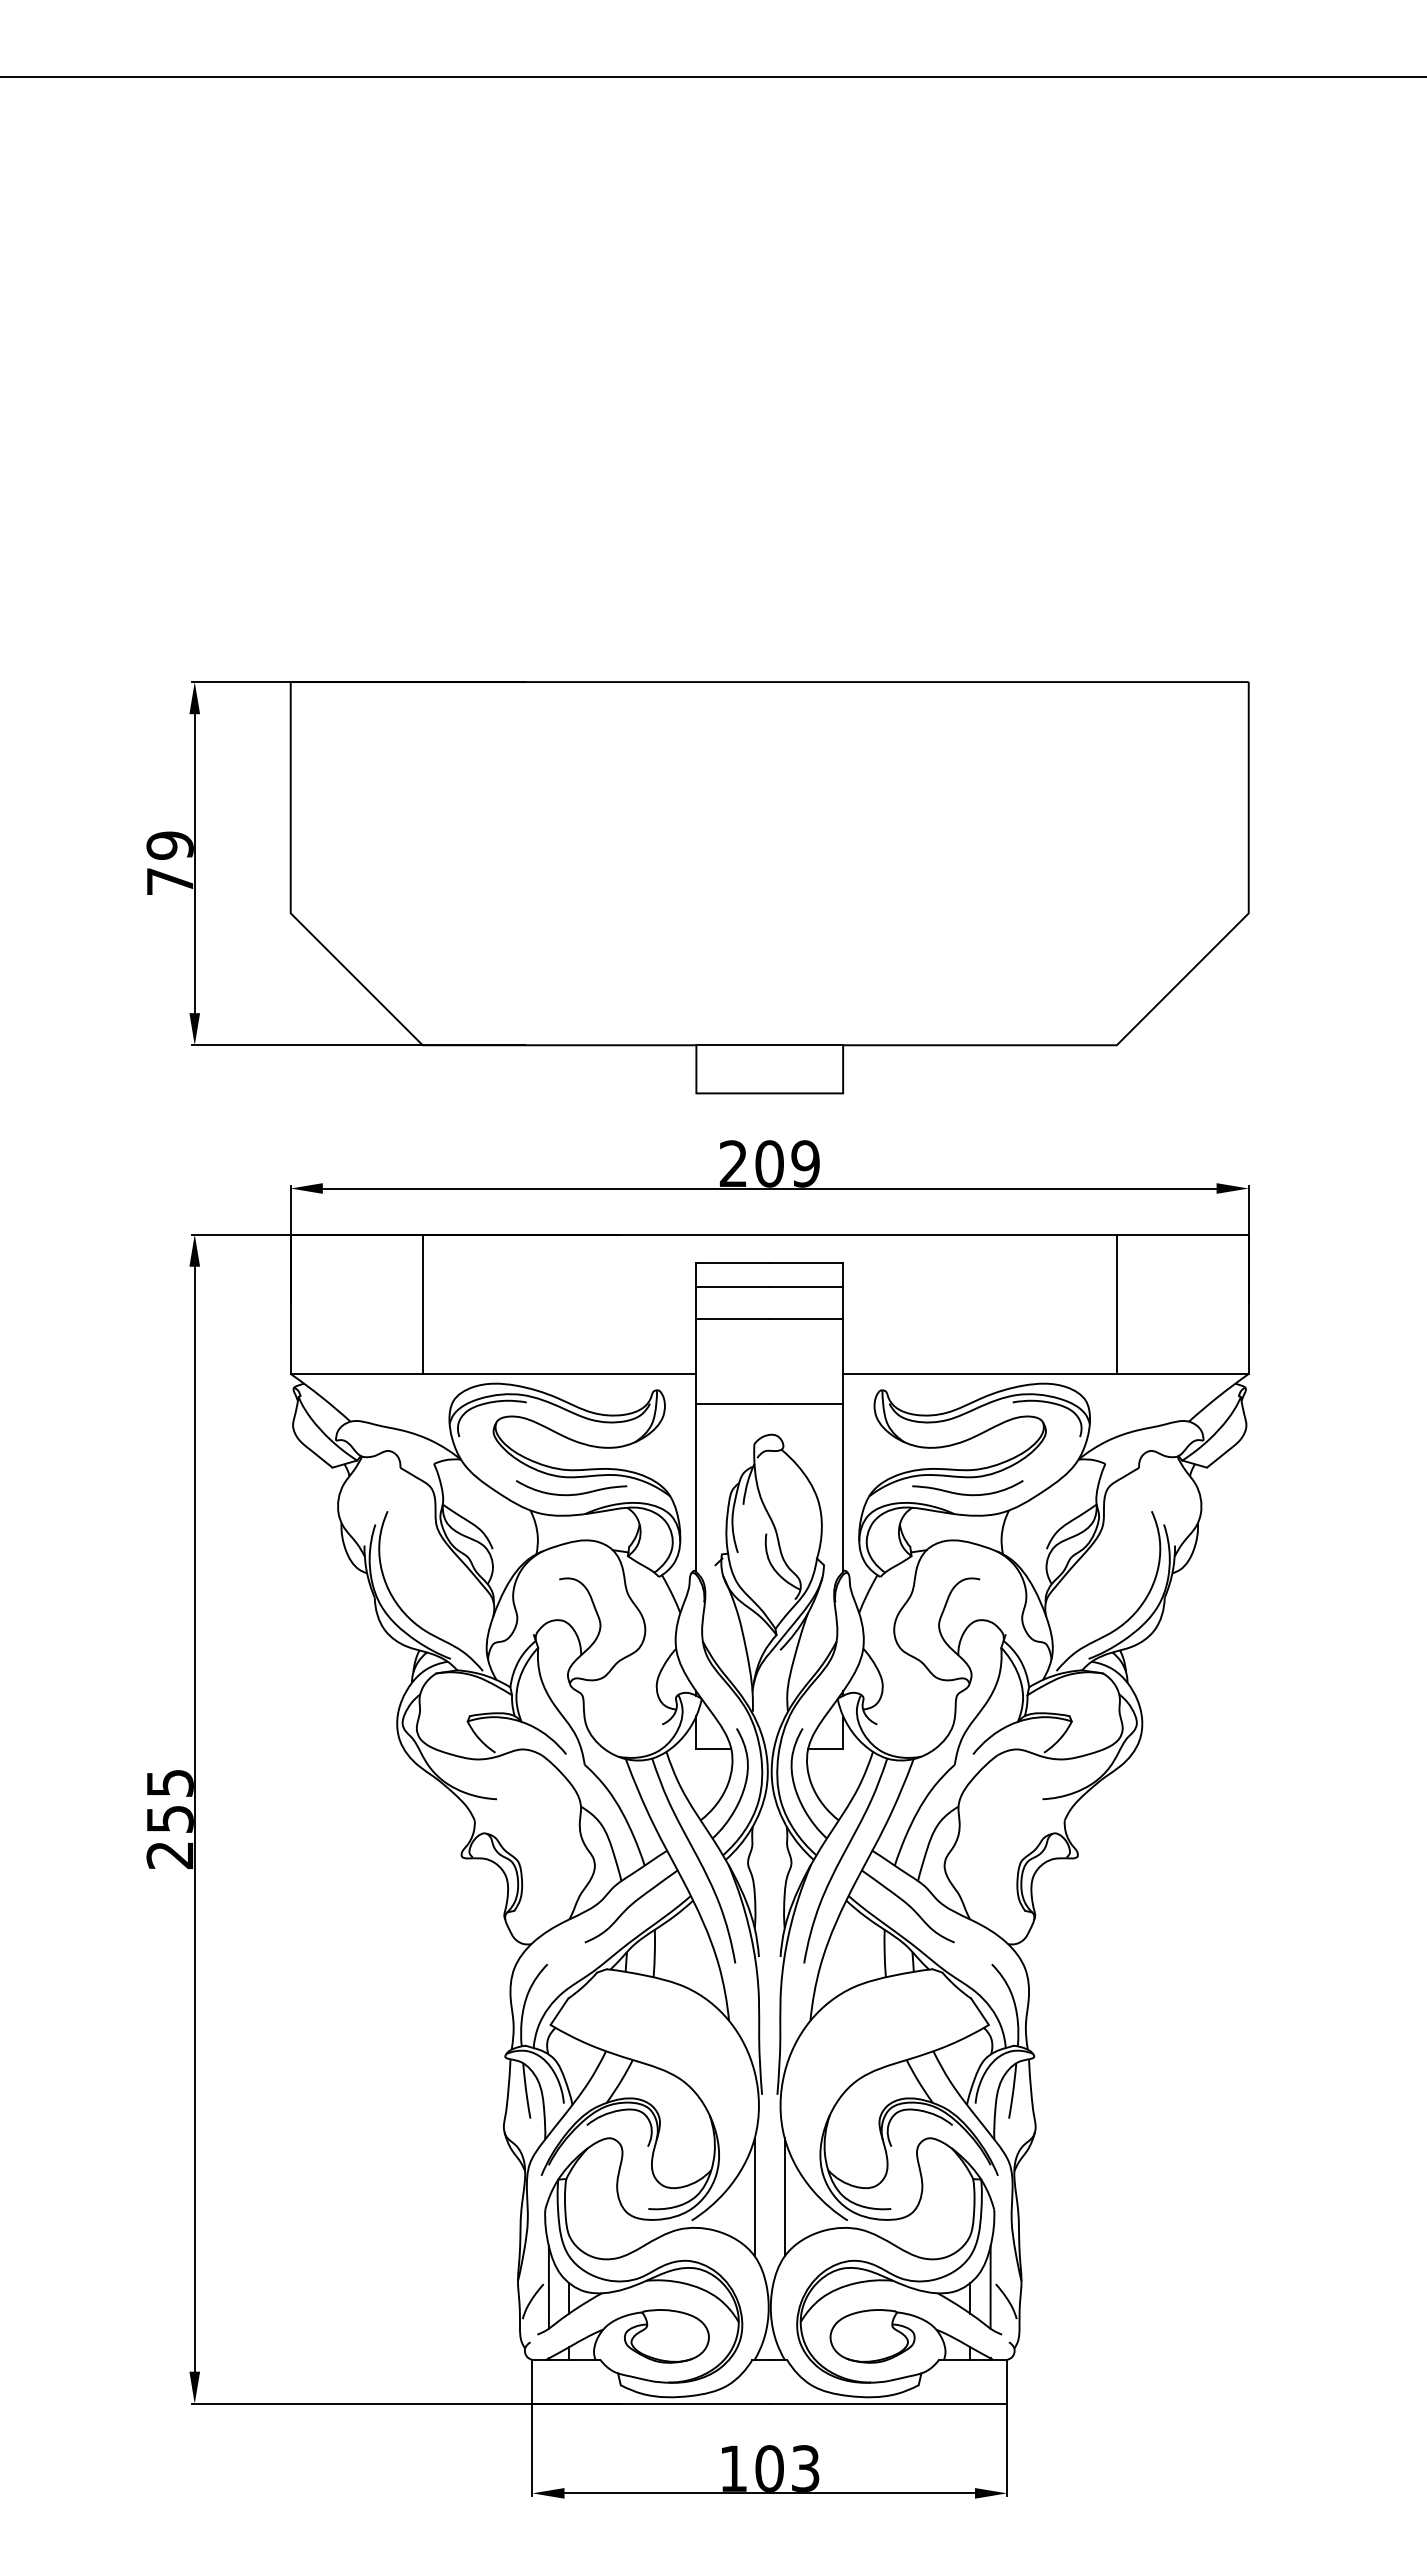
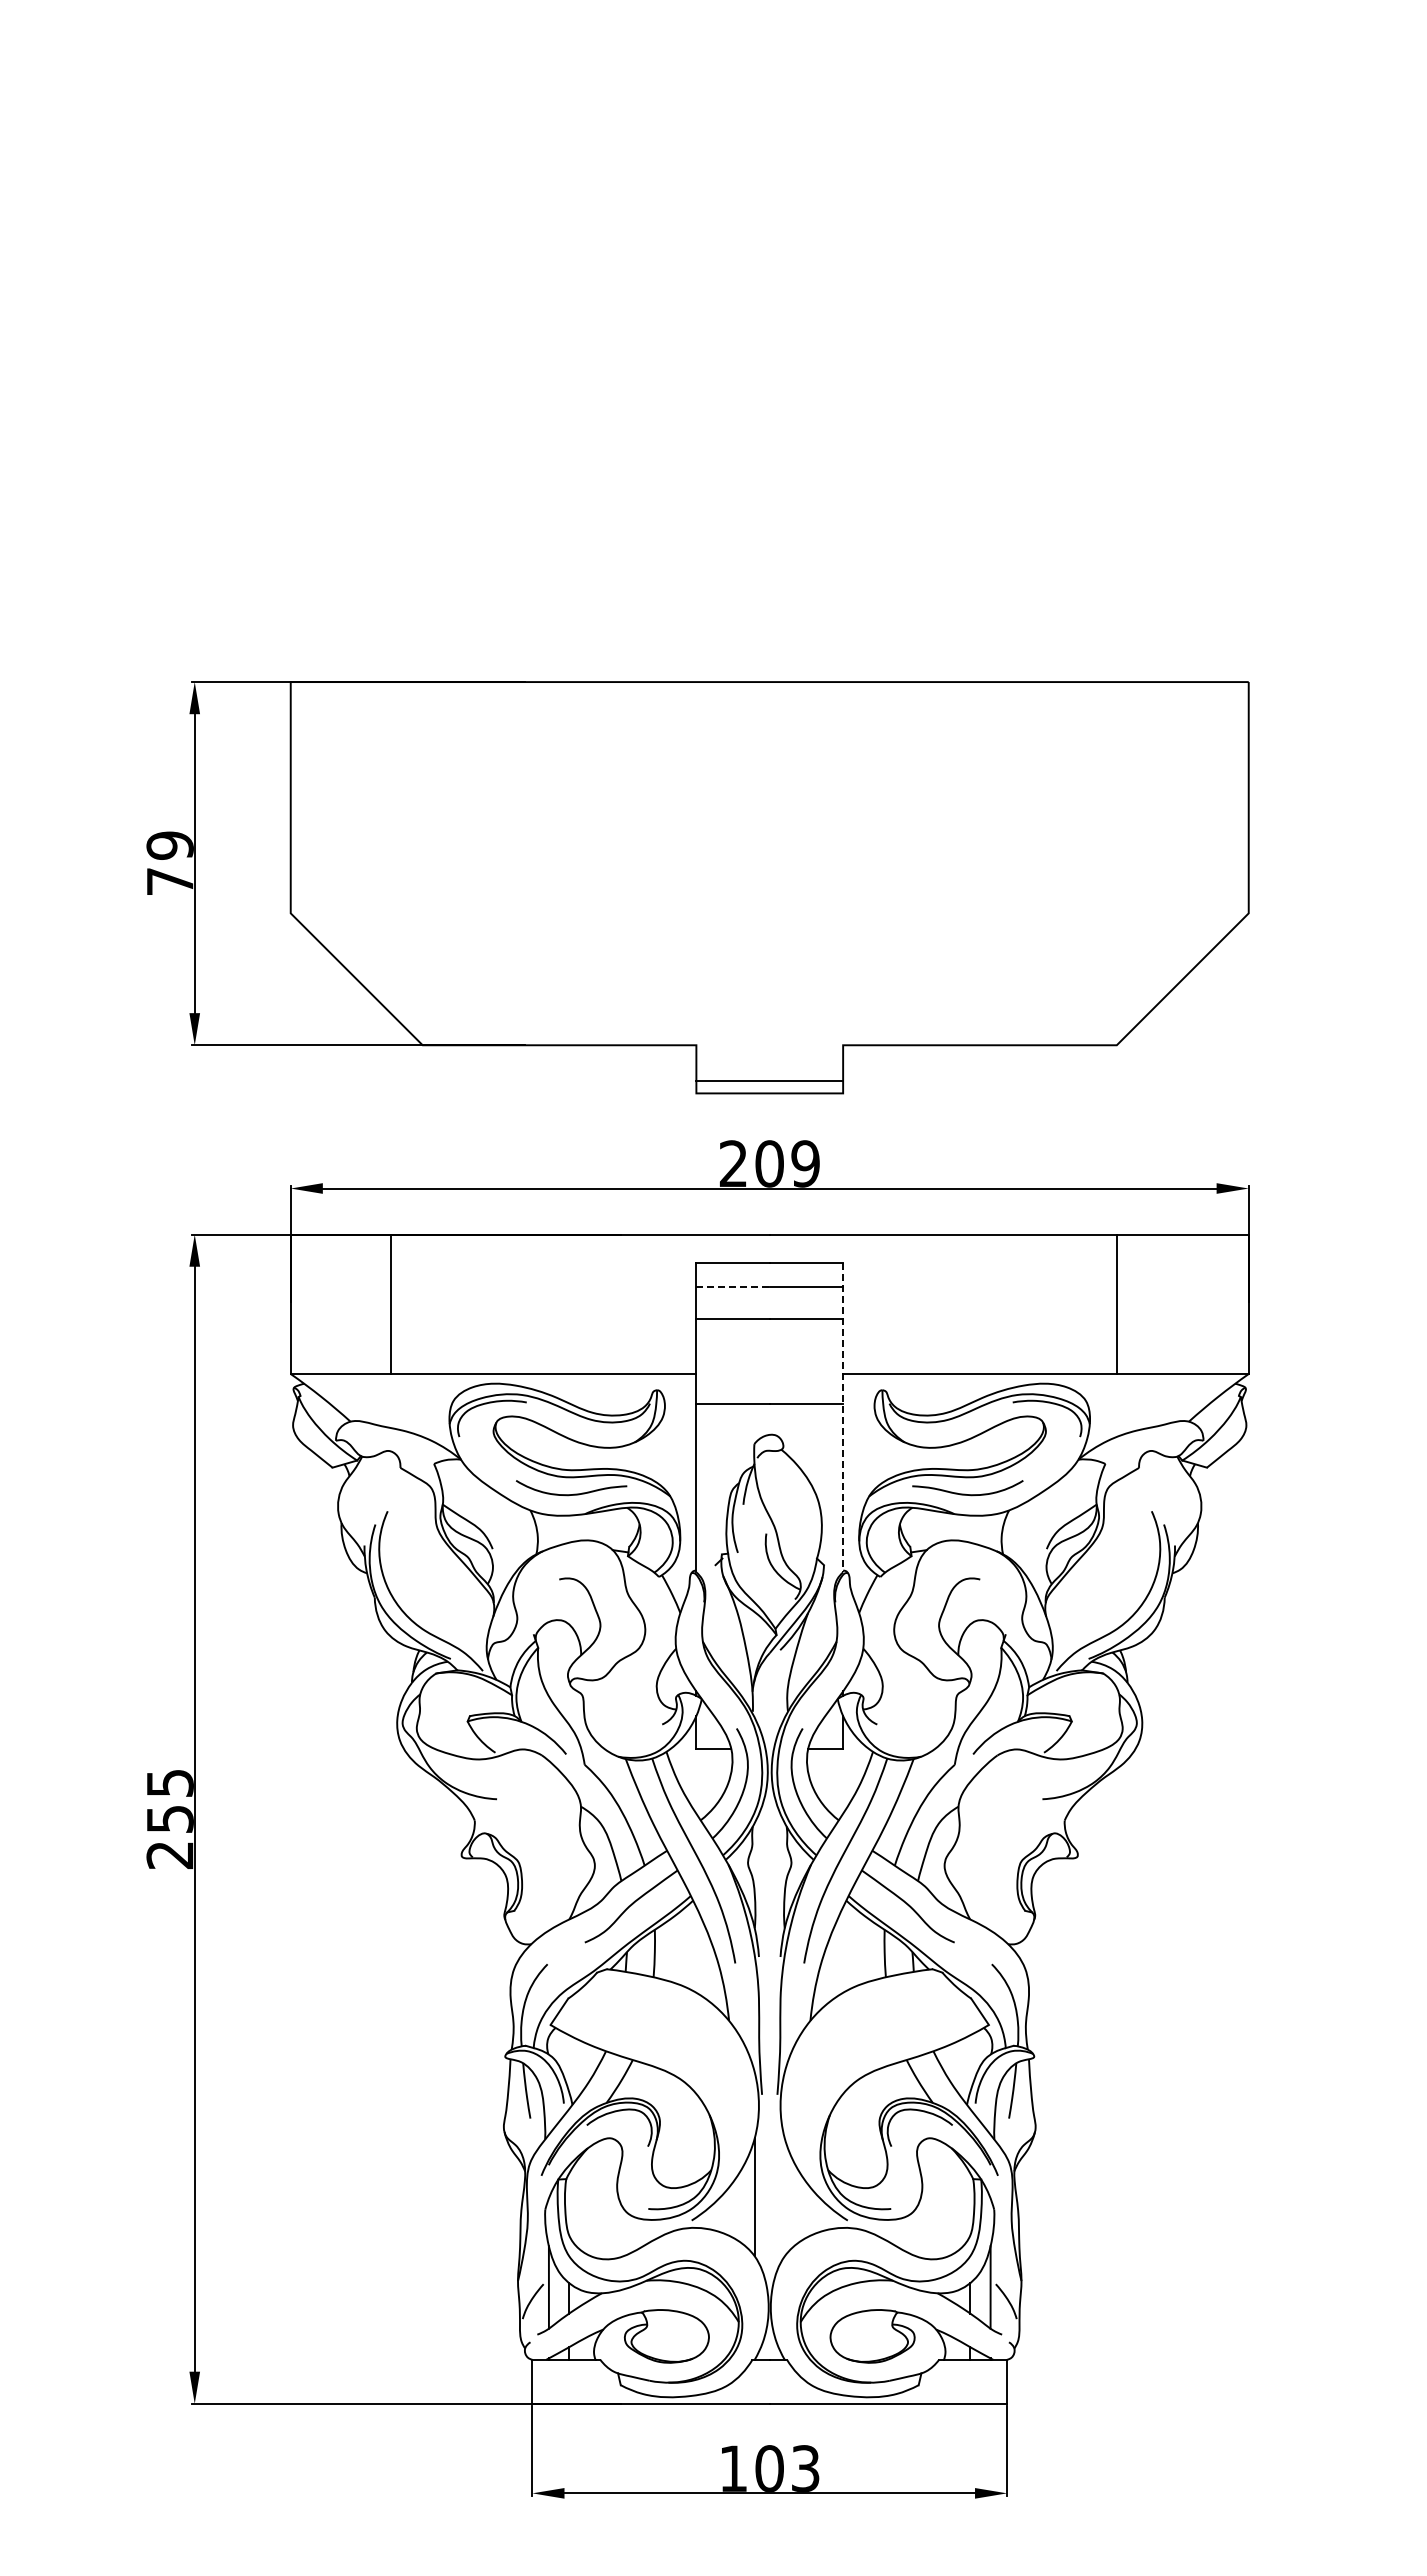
line: present -> none (712, 77)
line position: (769, 1045) -> (769, 1081) (769, 1081)
line: solid -> dashed (733, 1287)
line position: (422, 1304) -> (390, 1304) (390, 1304)
line: solid -> dashed (843, 1417)
line: present -> none (784, 2197)
